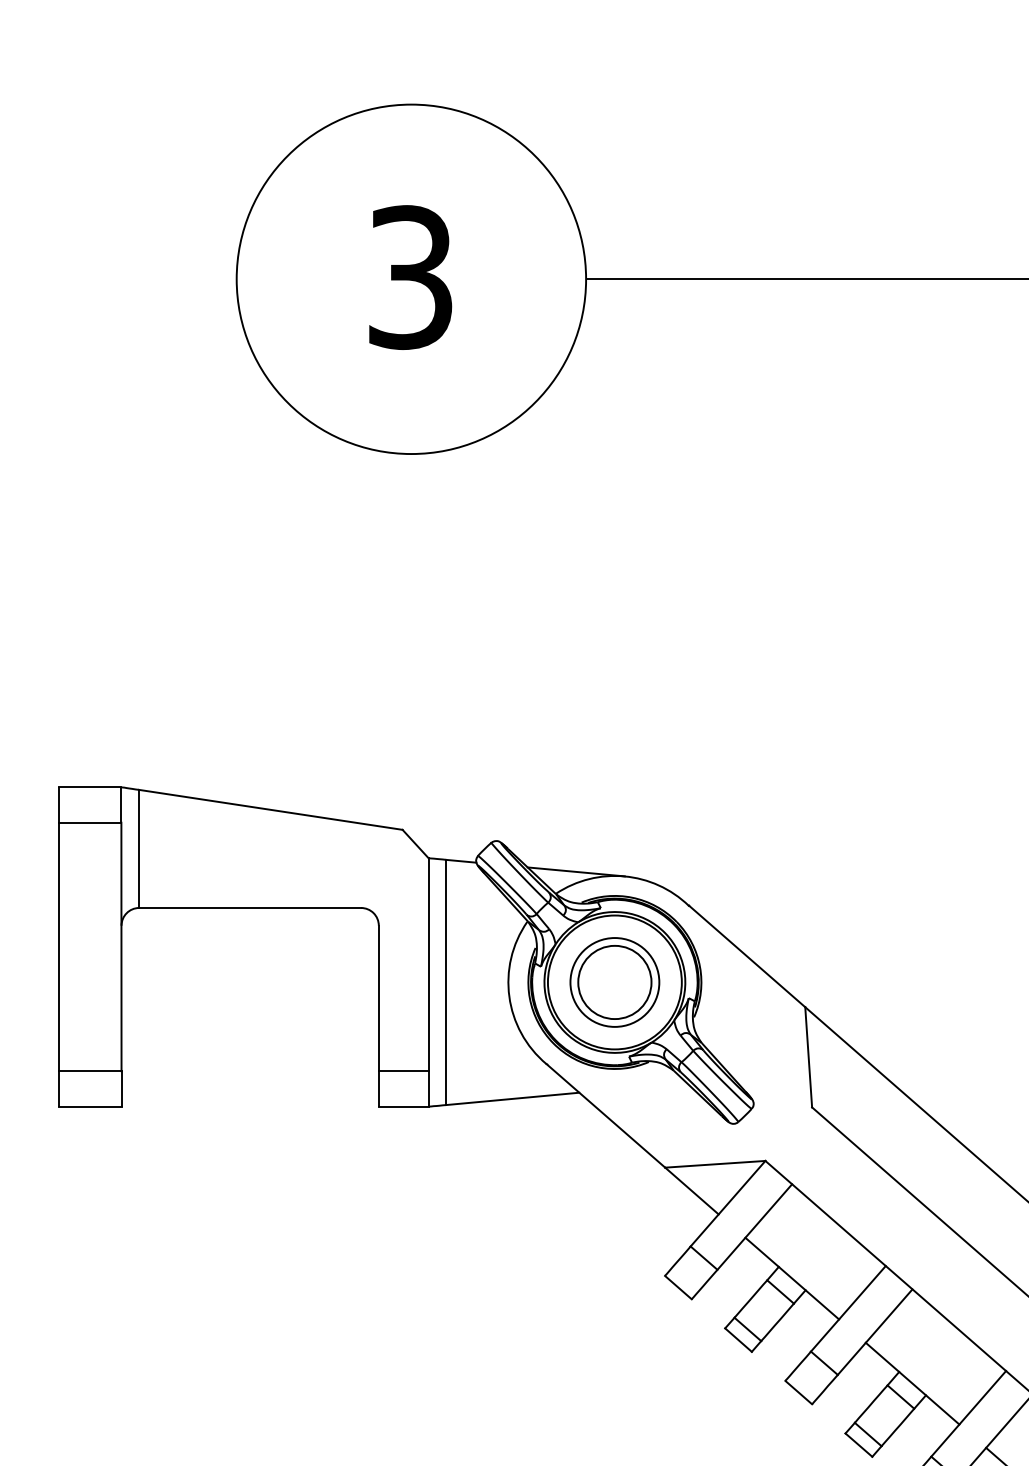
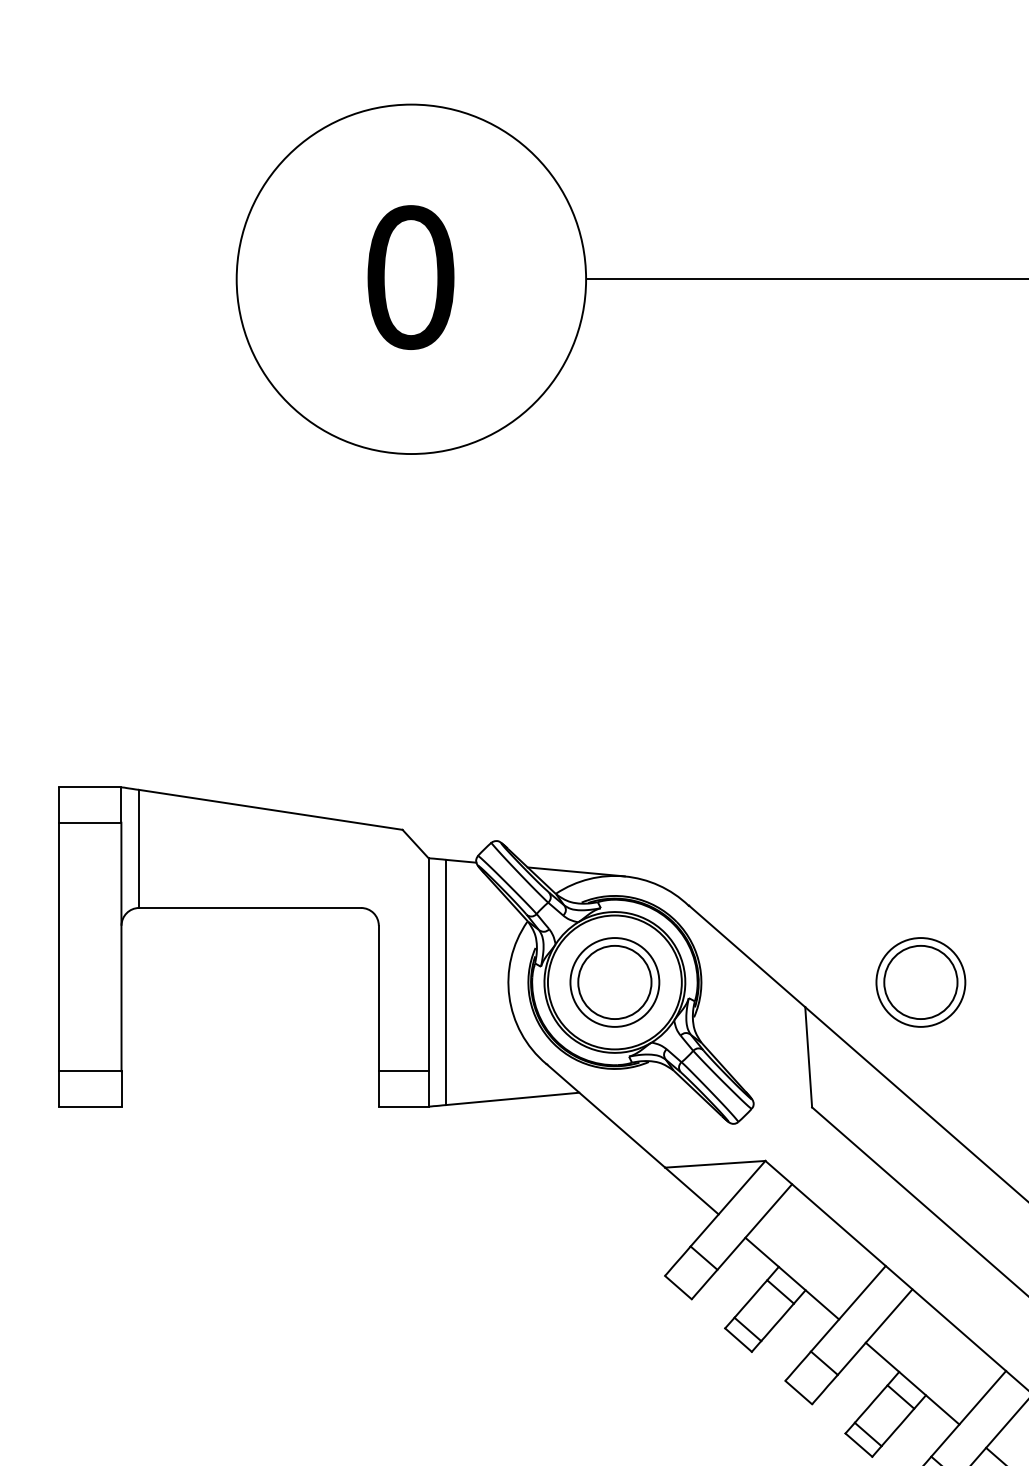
text: 3 -> 0 (410, 277)
part: none -> present (920, 982)
